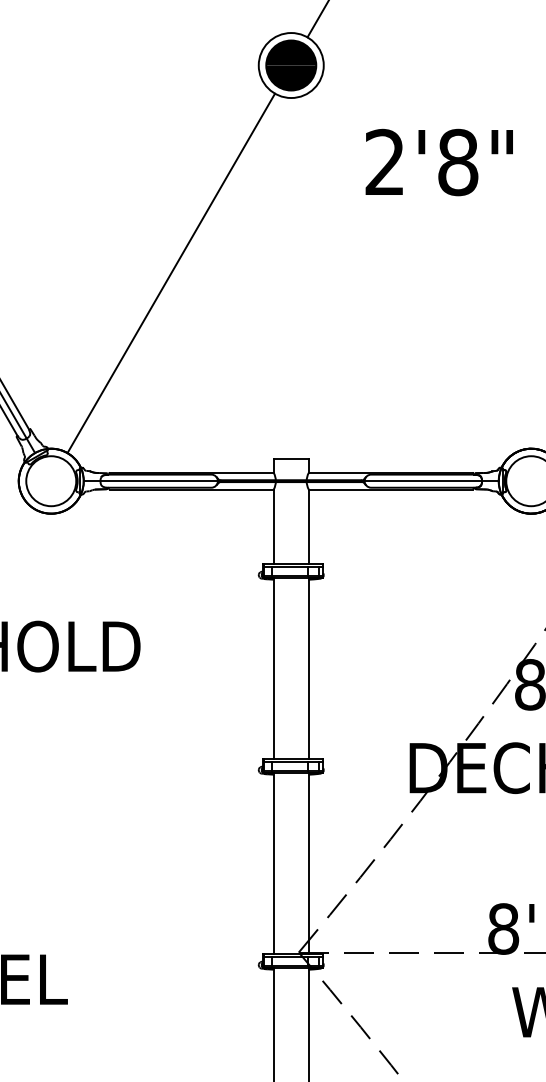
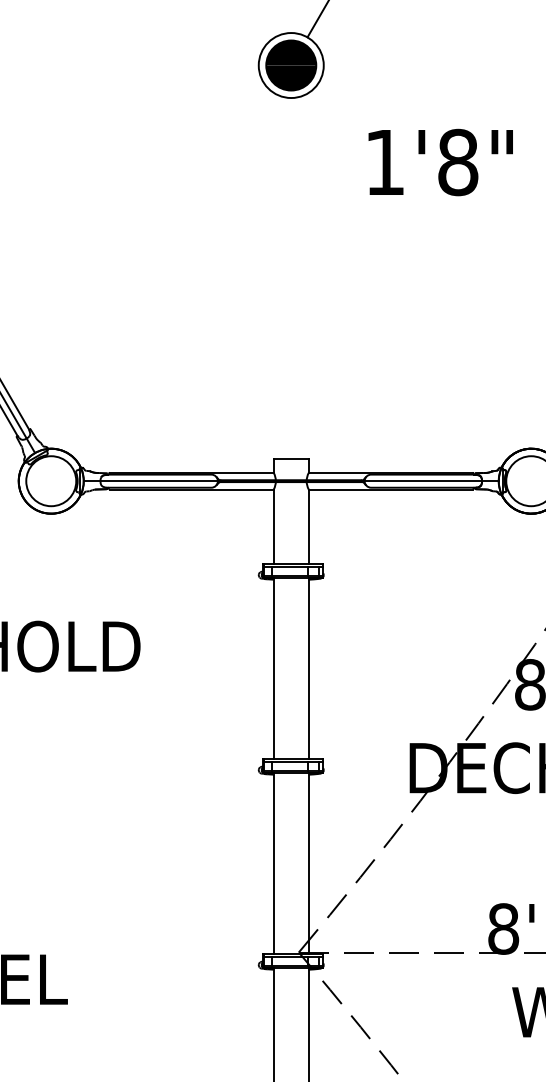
text: 2'8" -> 1'8" (384, 161)
line: present -> none (171, 273)
